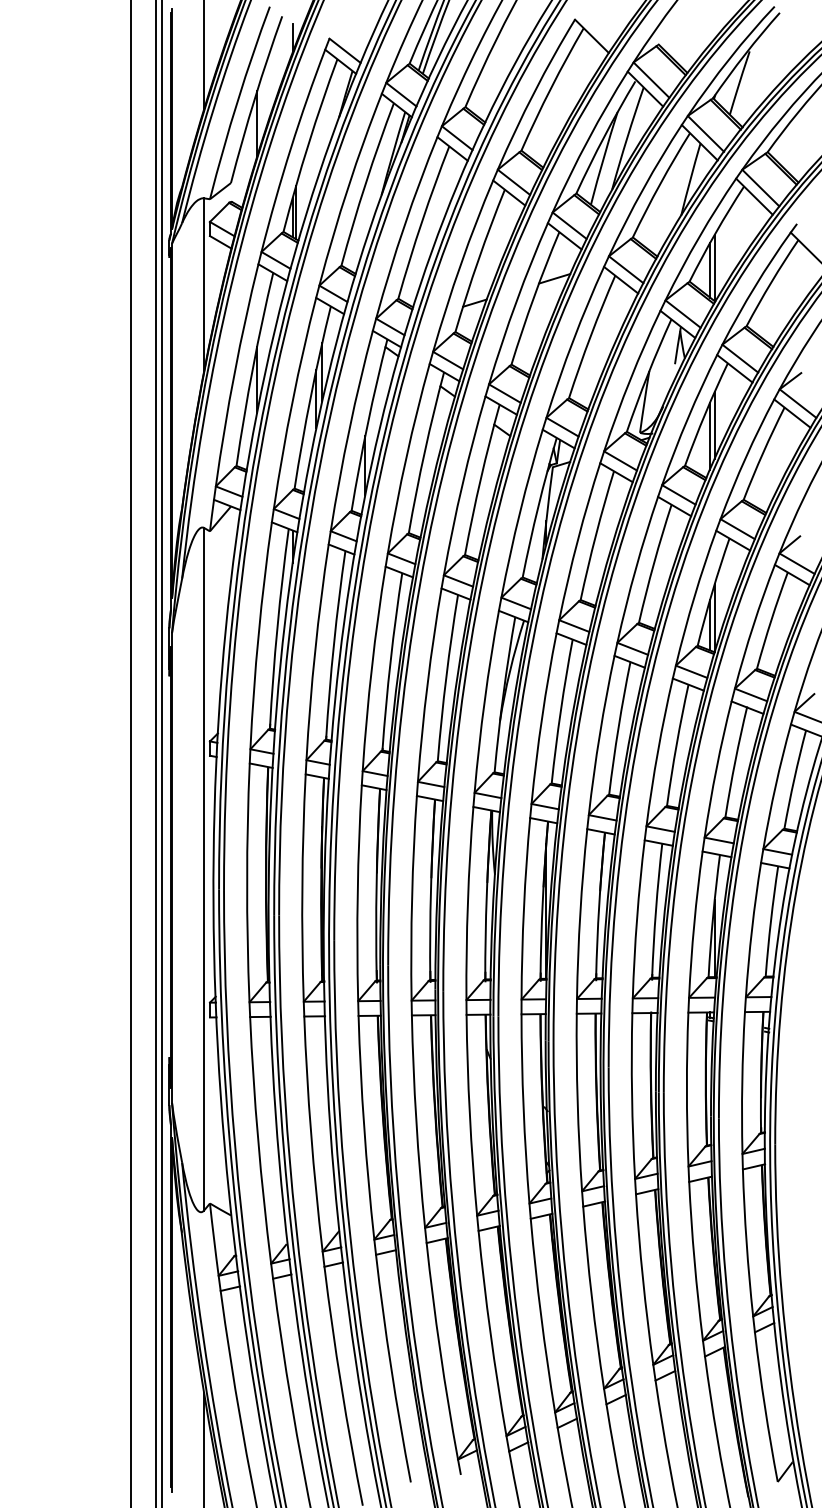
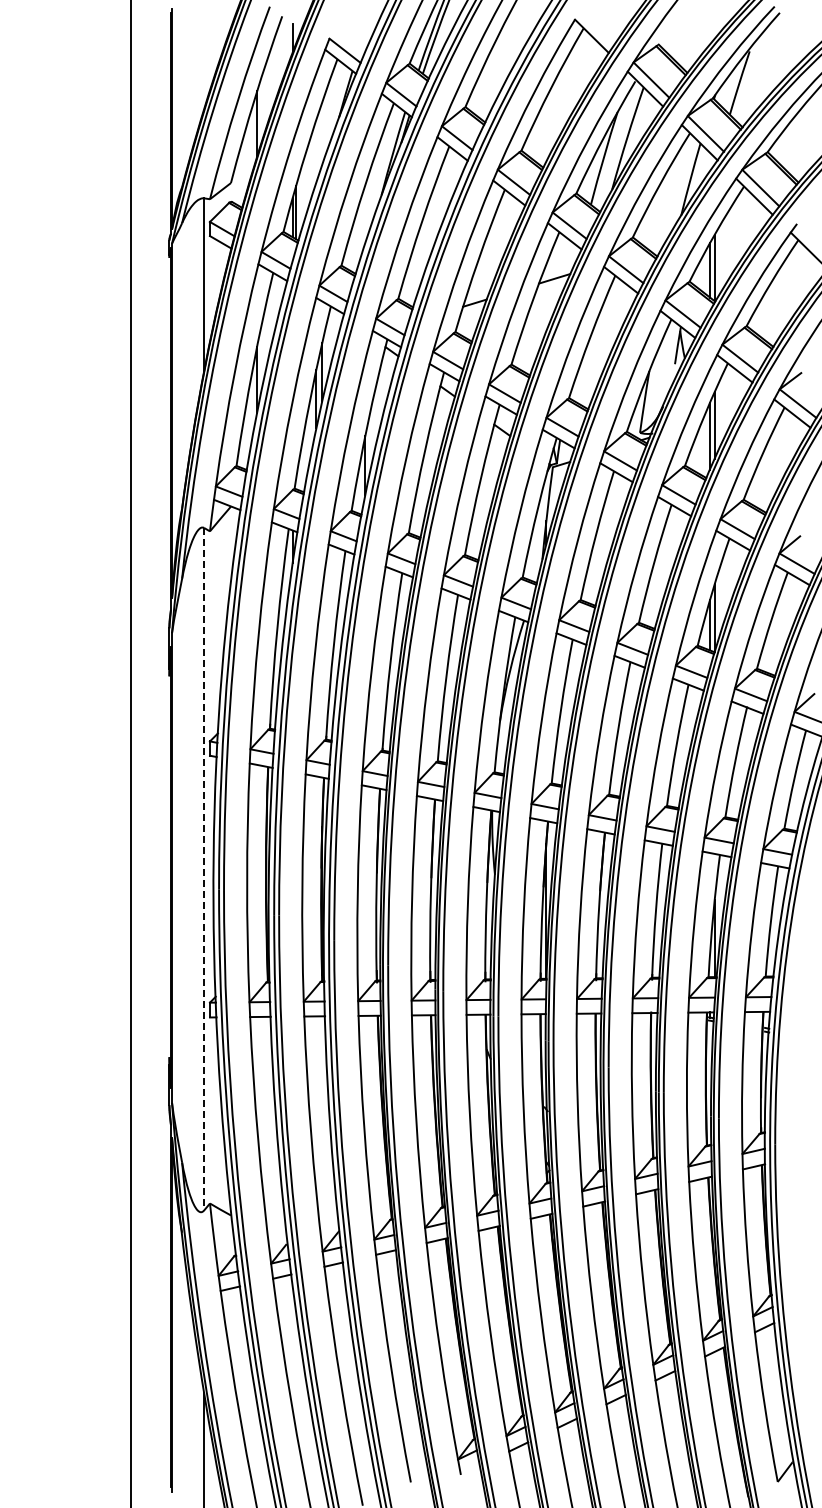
line: present -> none (204, 55)
line: present -> none (156, 753)
line: present -> none (162, 753)
line: solid -> dashed (204, 869)
